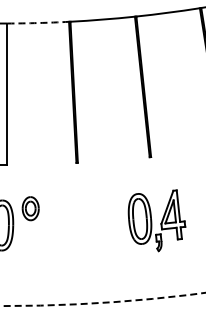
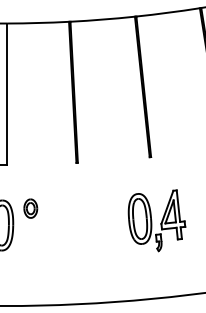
arc: dashed -> solid (38, 23)
part size: 19x26 px -> 16x21 px (30, 208)
arc: dashed -> solid (103, 302)
